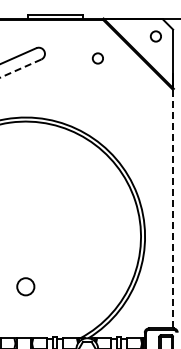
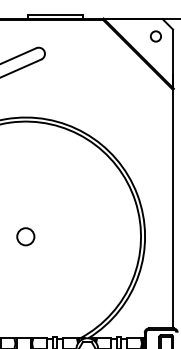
circle: present -> none (97, 58)
line: dashed -> solid (20, 68)
line: dashed -> solid (172, 208)
circle position: (25, 286) -> (25, 236) (25, 236)
